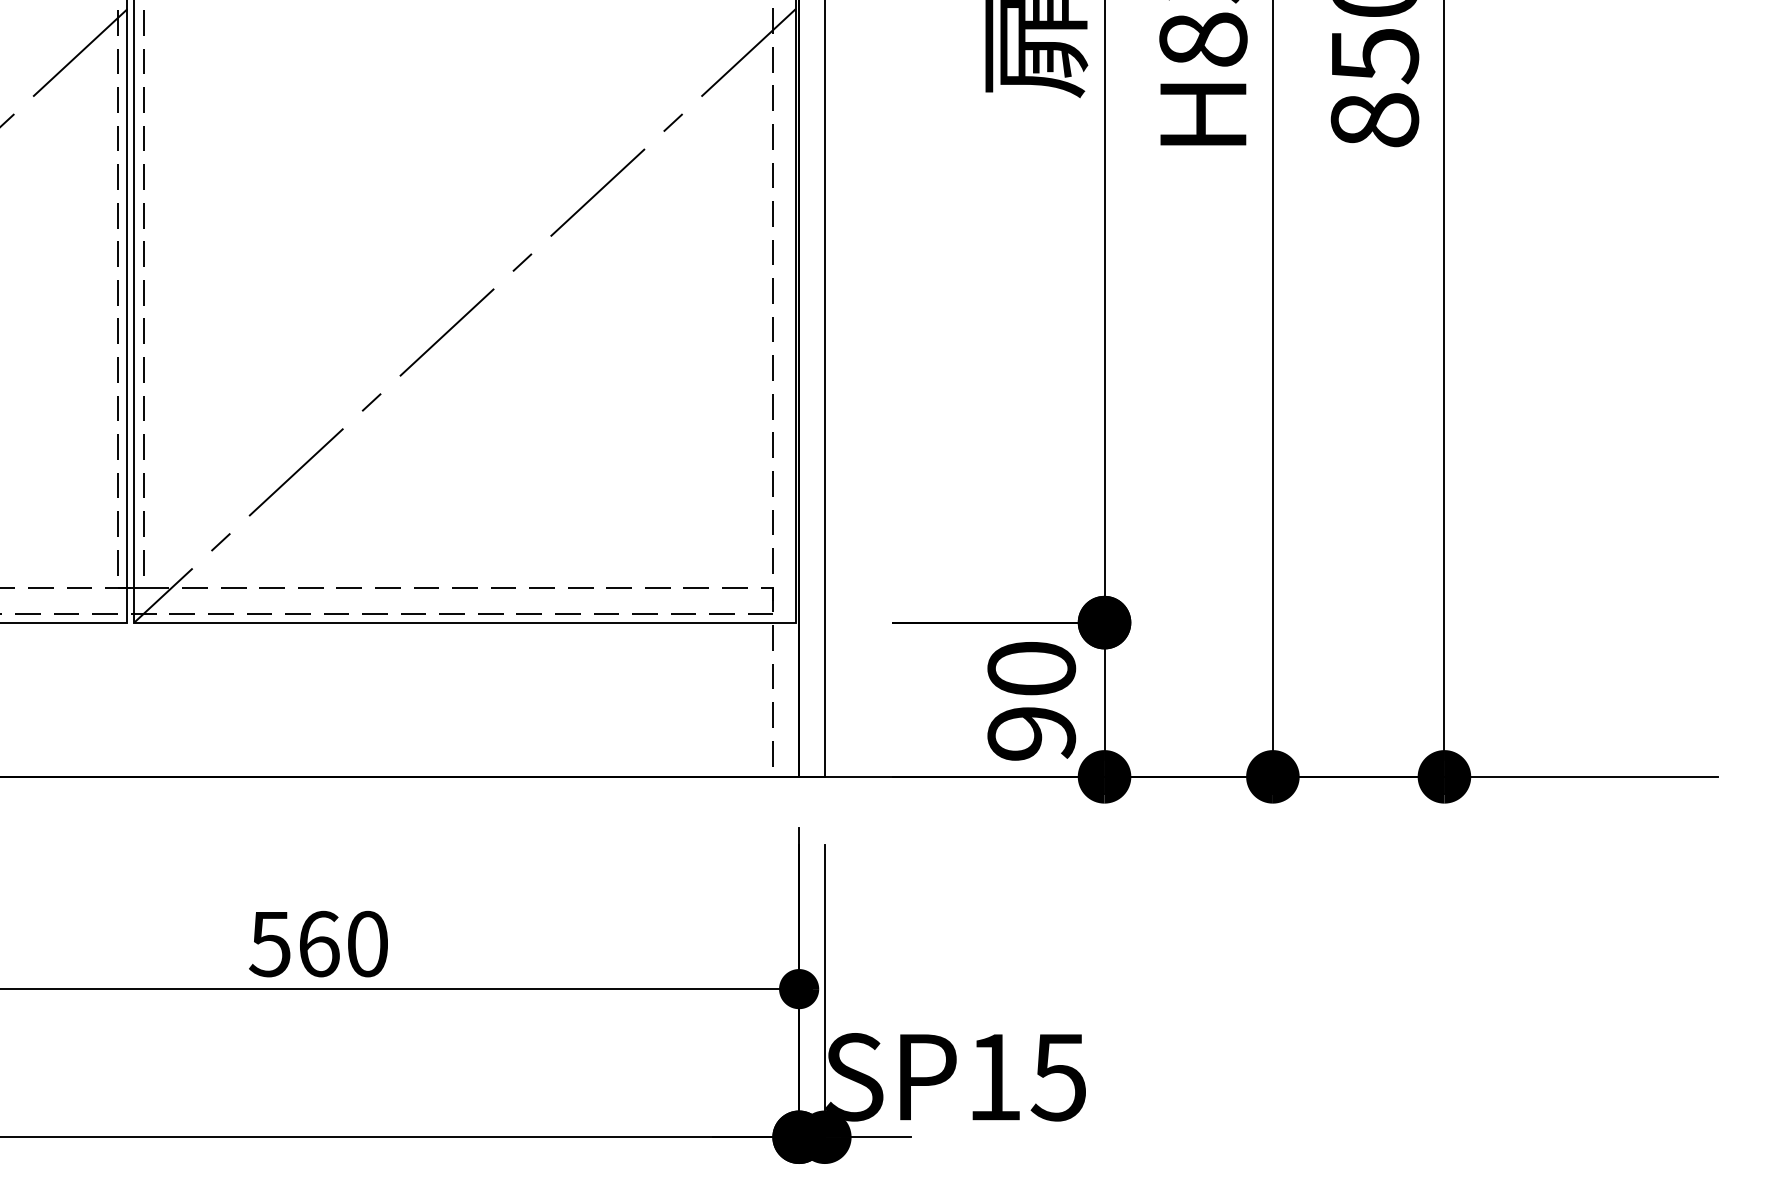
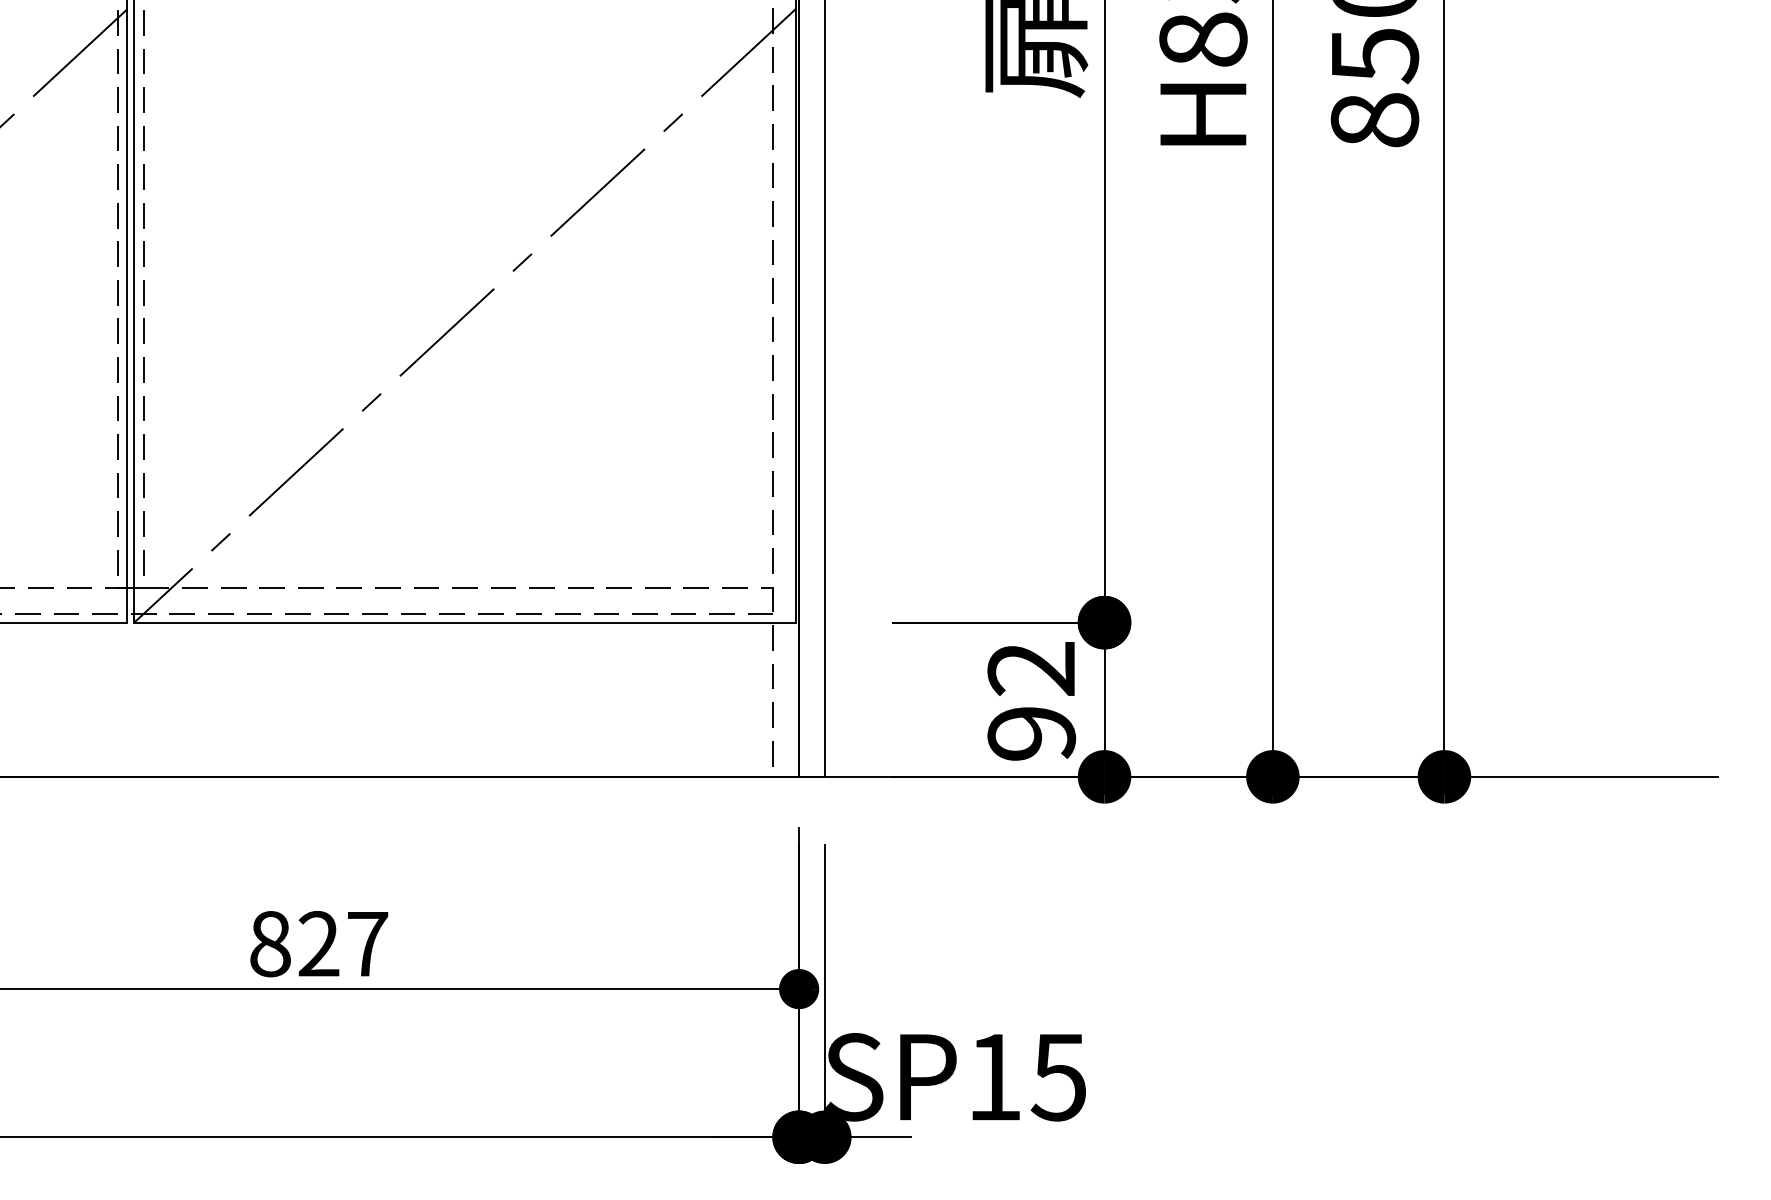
text: 90 -> 92 (1031, 669)
text: 560 -> 827 (318, 943)
